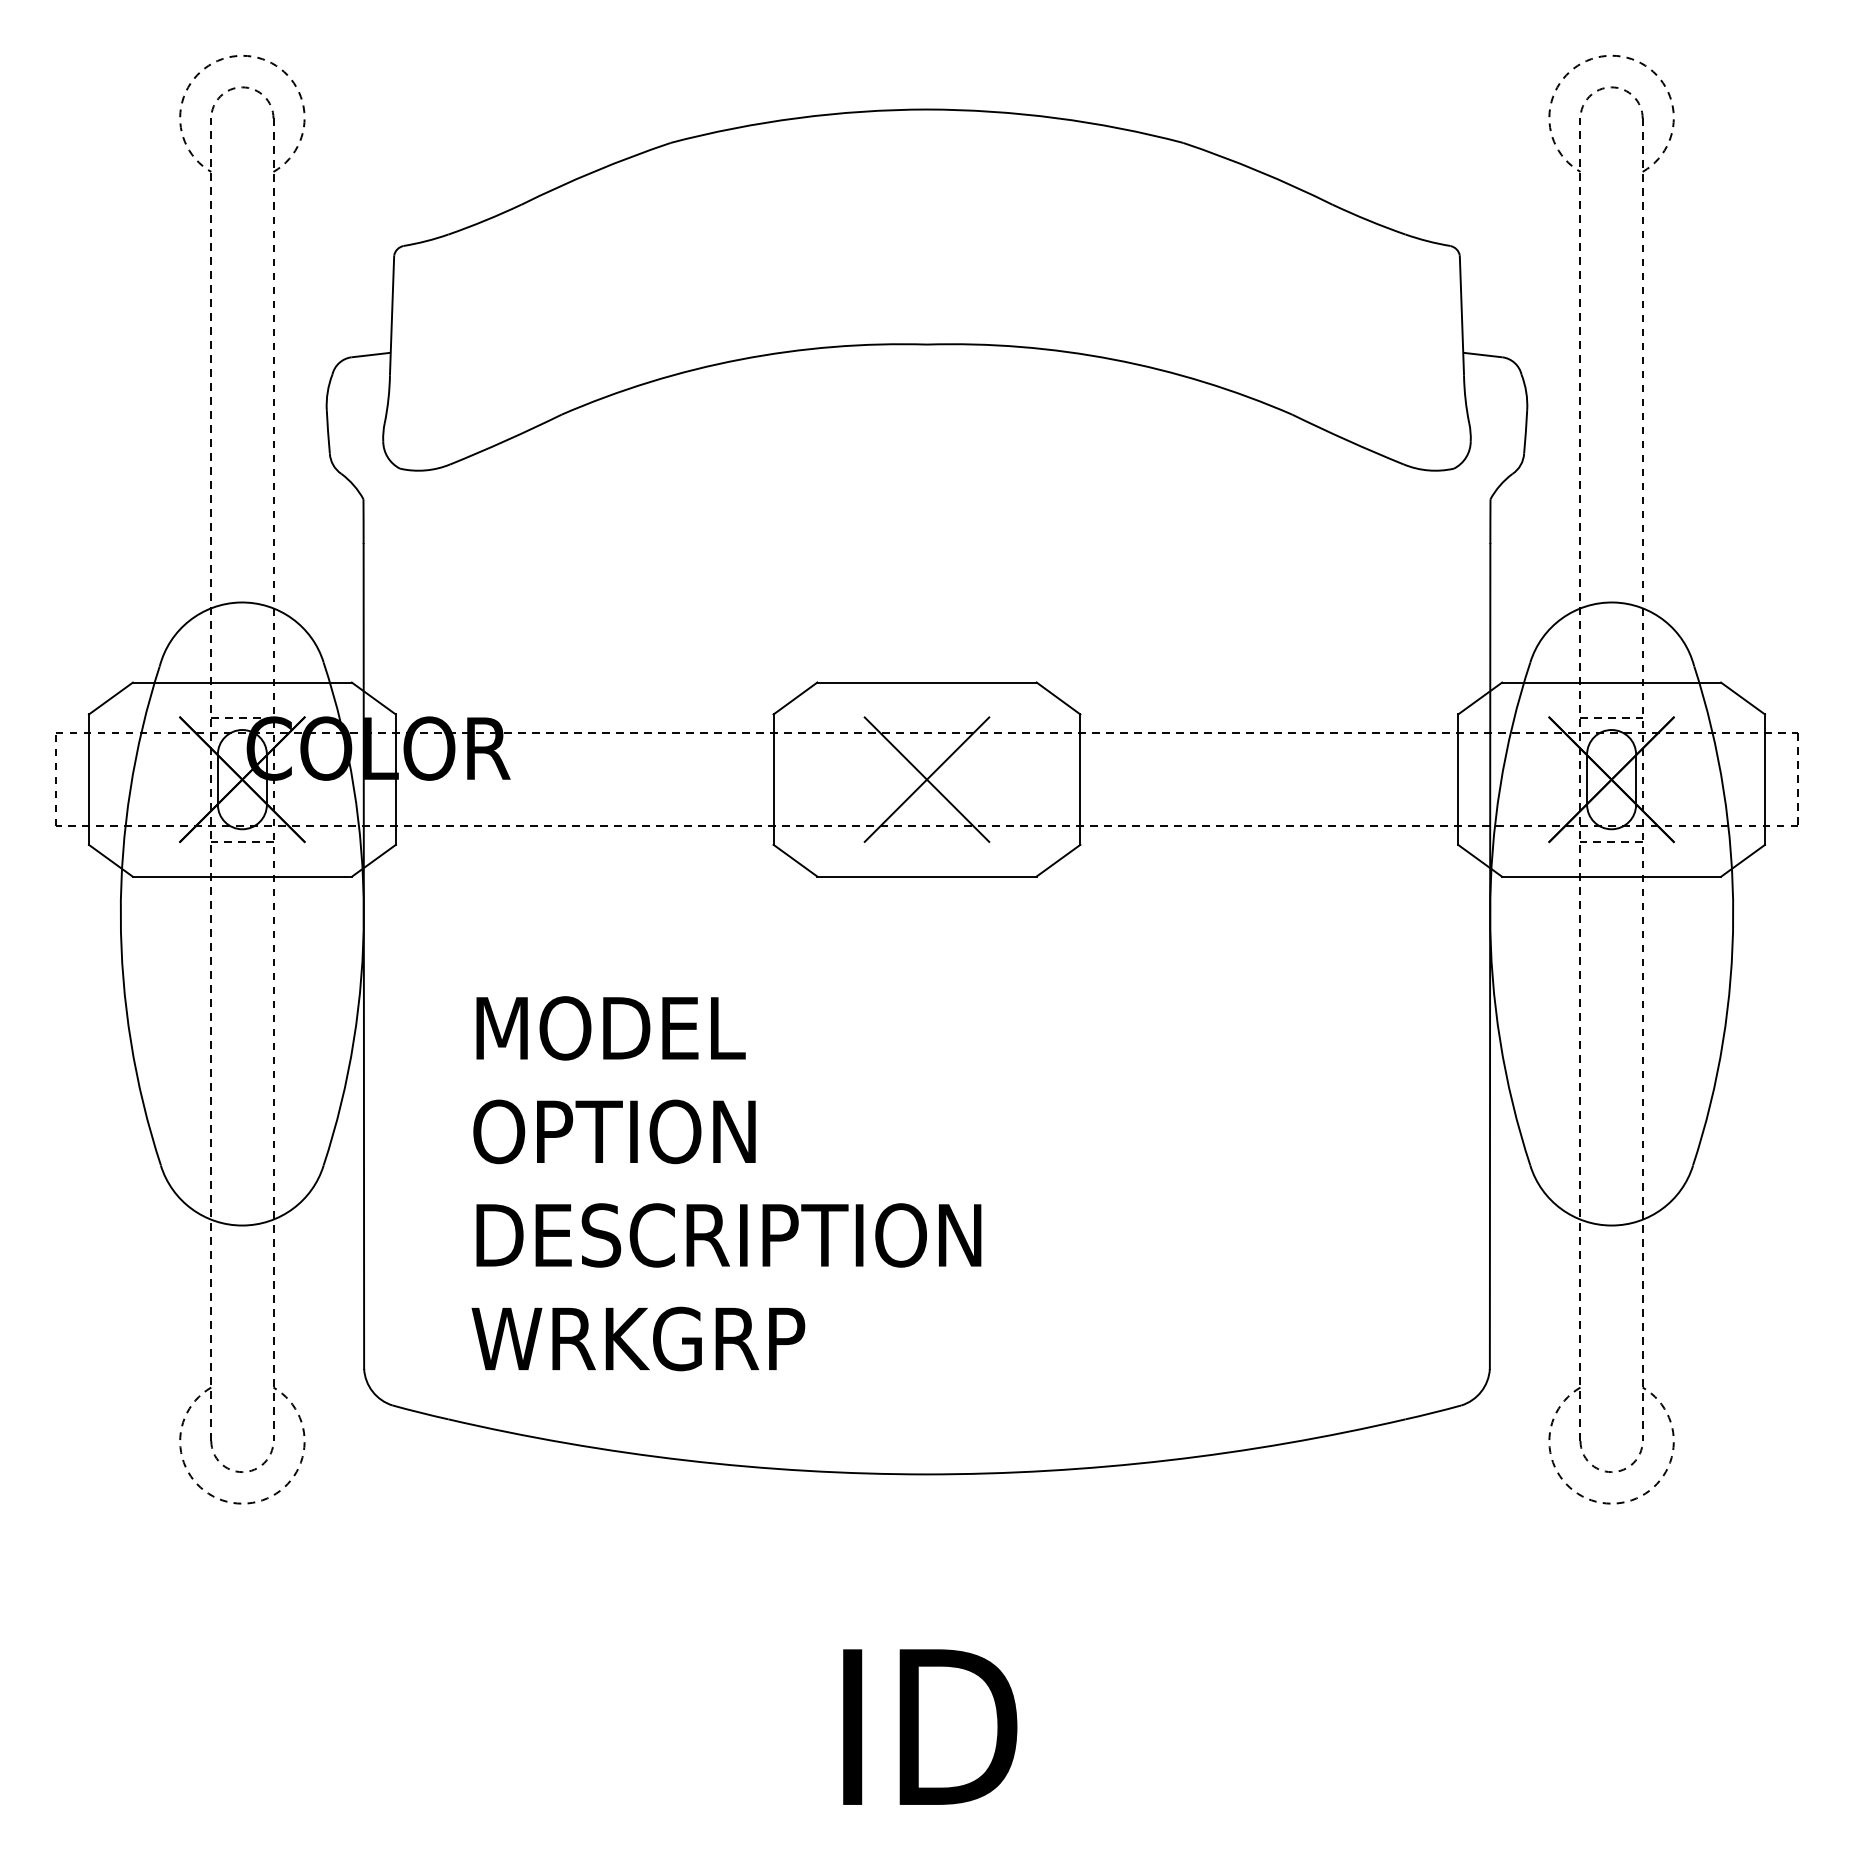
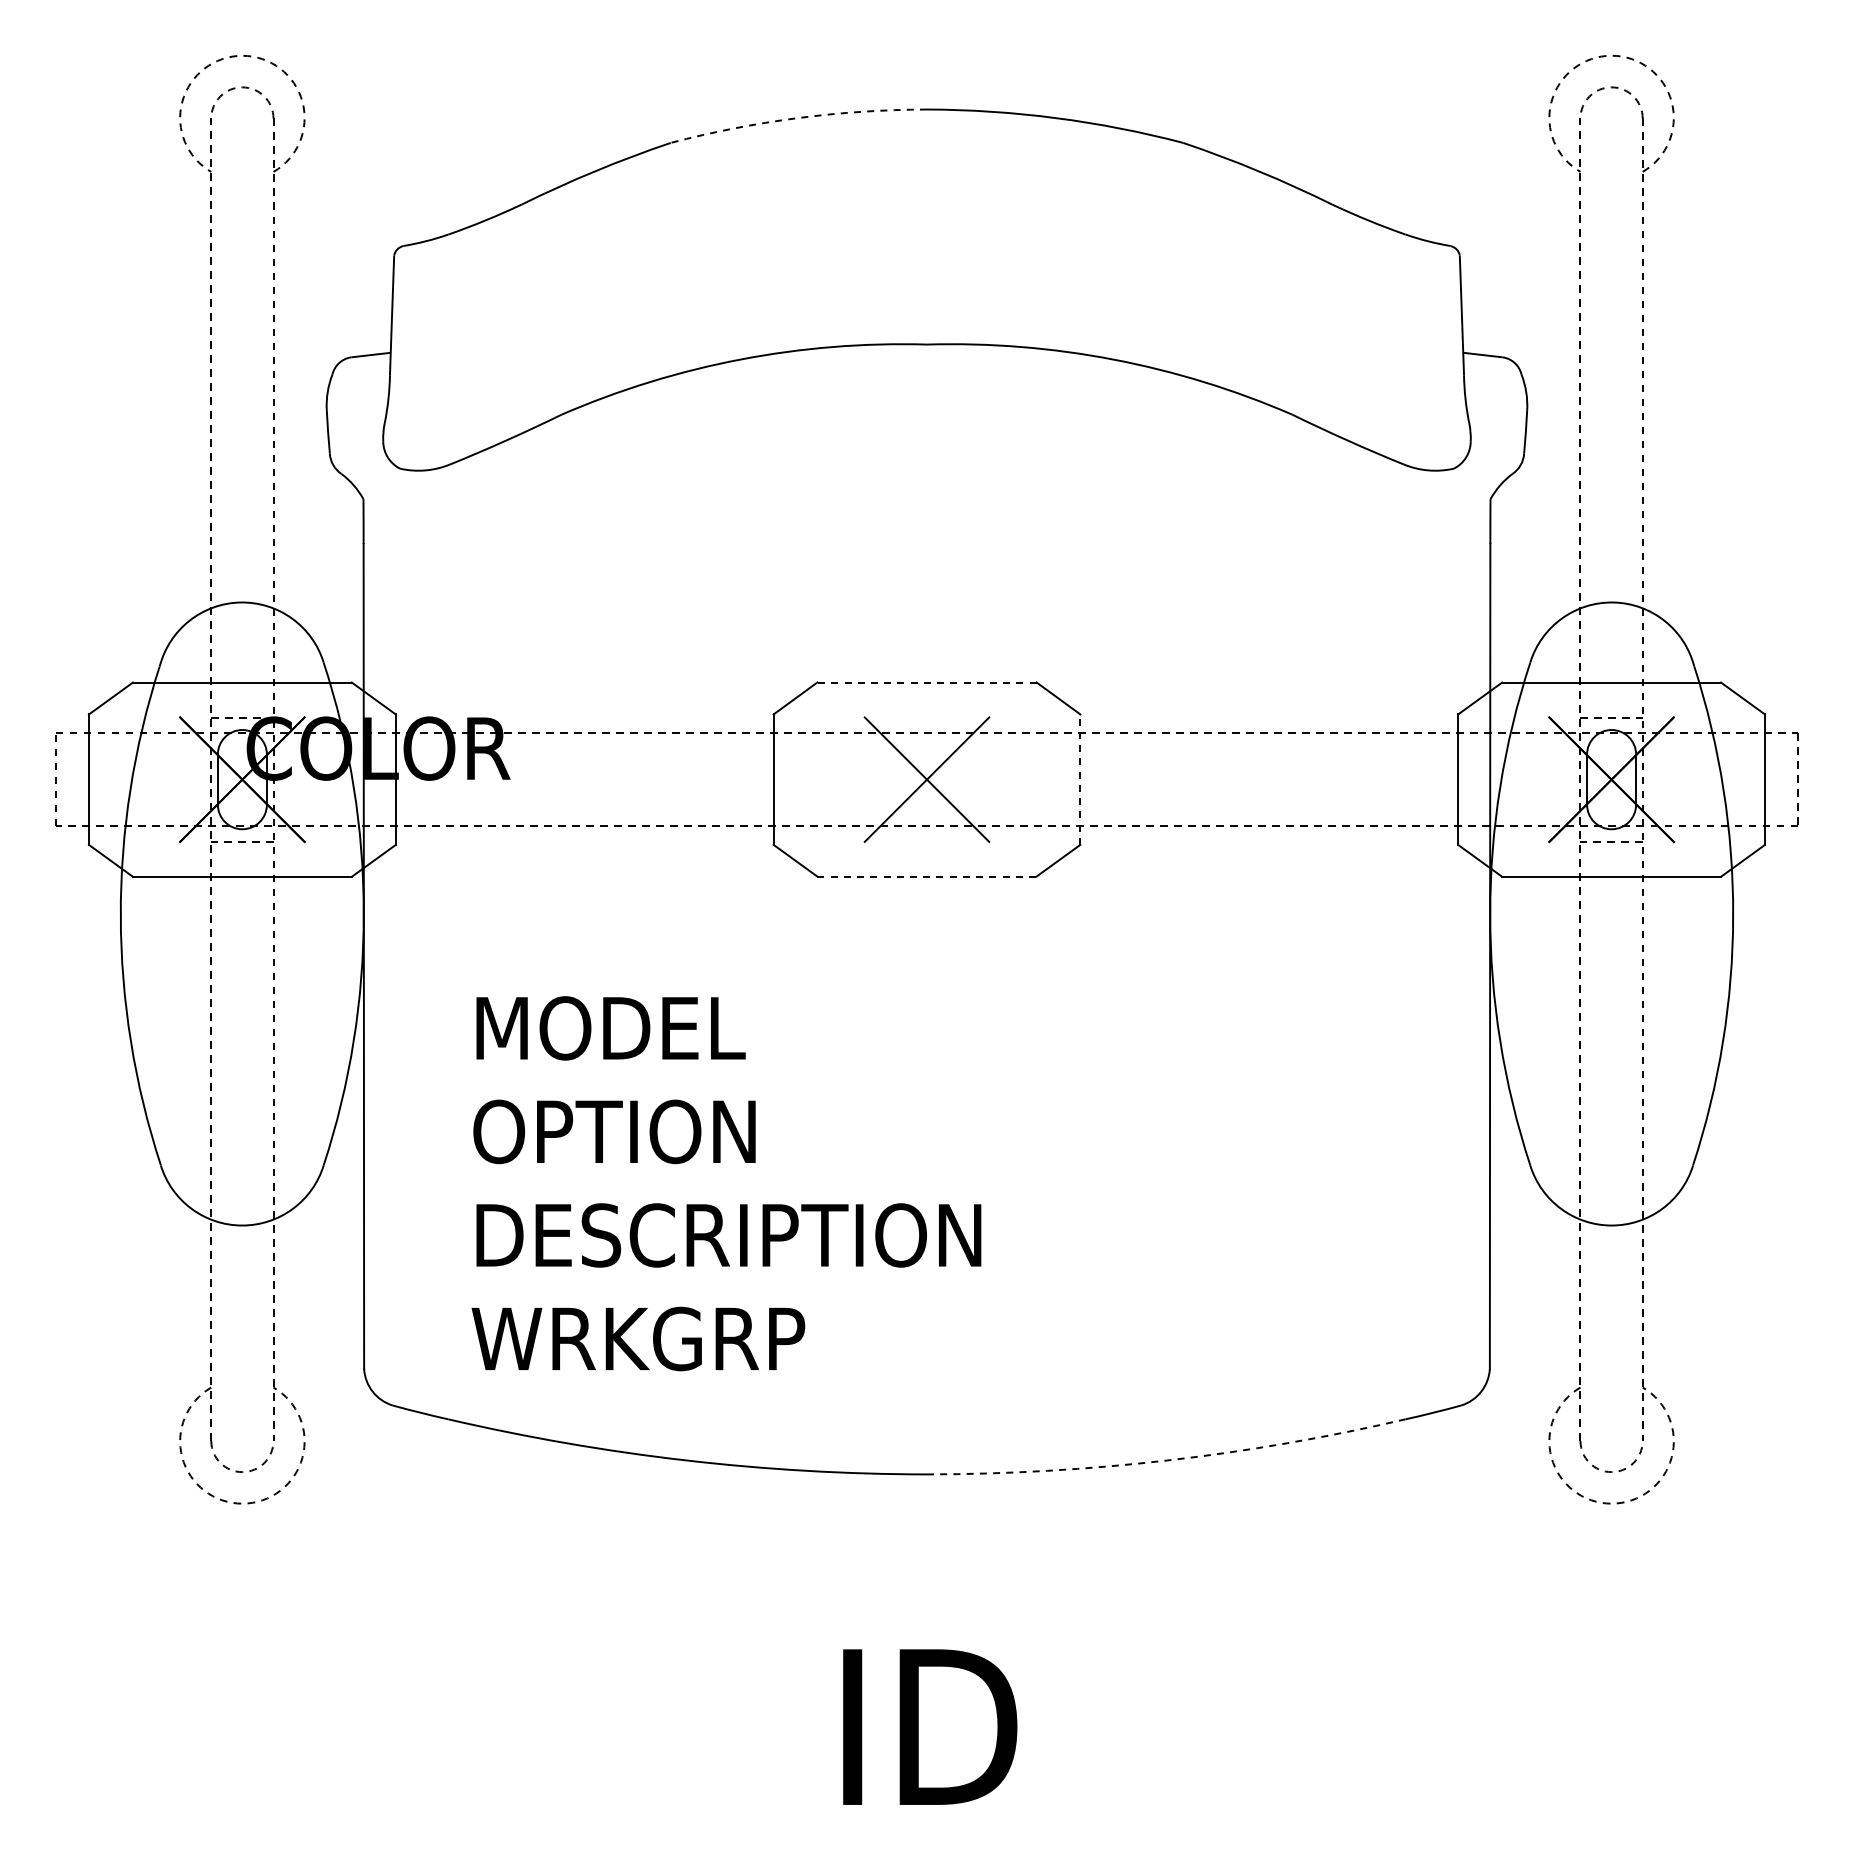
arc: solid -> dashed (797, 118)
line: solid -> dashed (927, 682)
line: solid -> dashed (1080, 779)
line: solid -> dashed (927, 876)
arc: solid -> dashed (1167, 1460)
